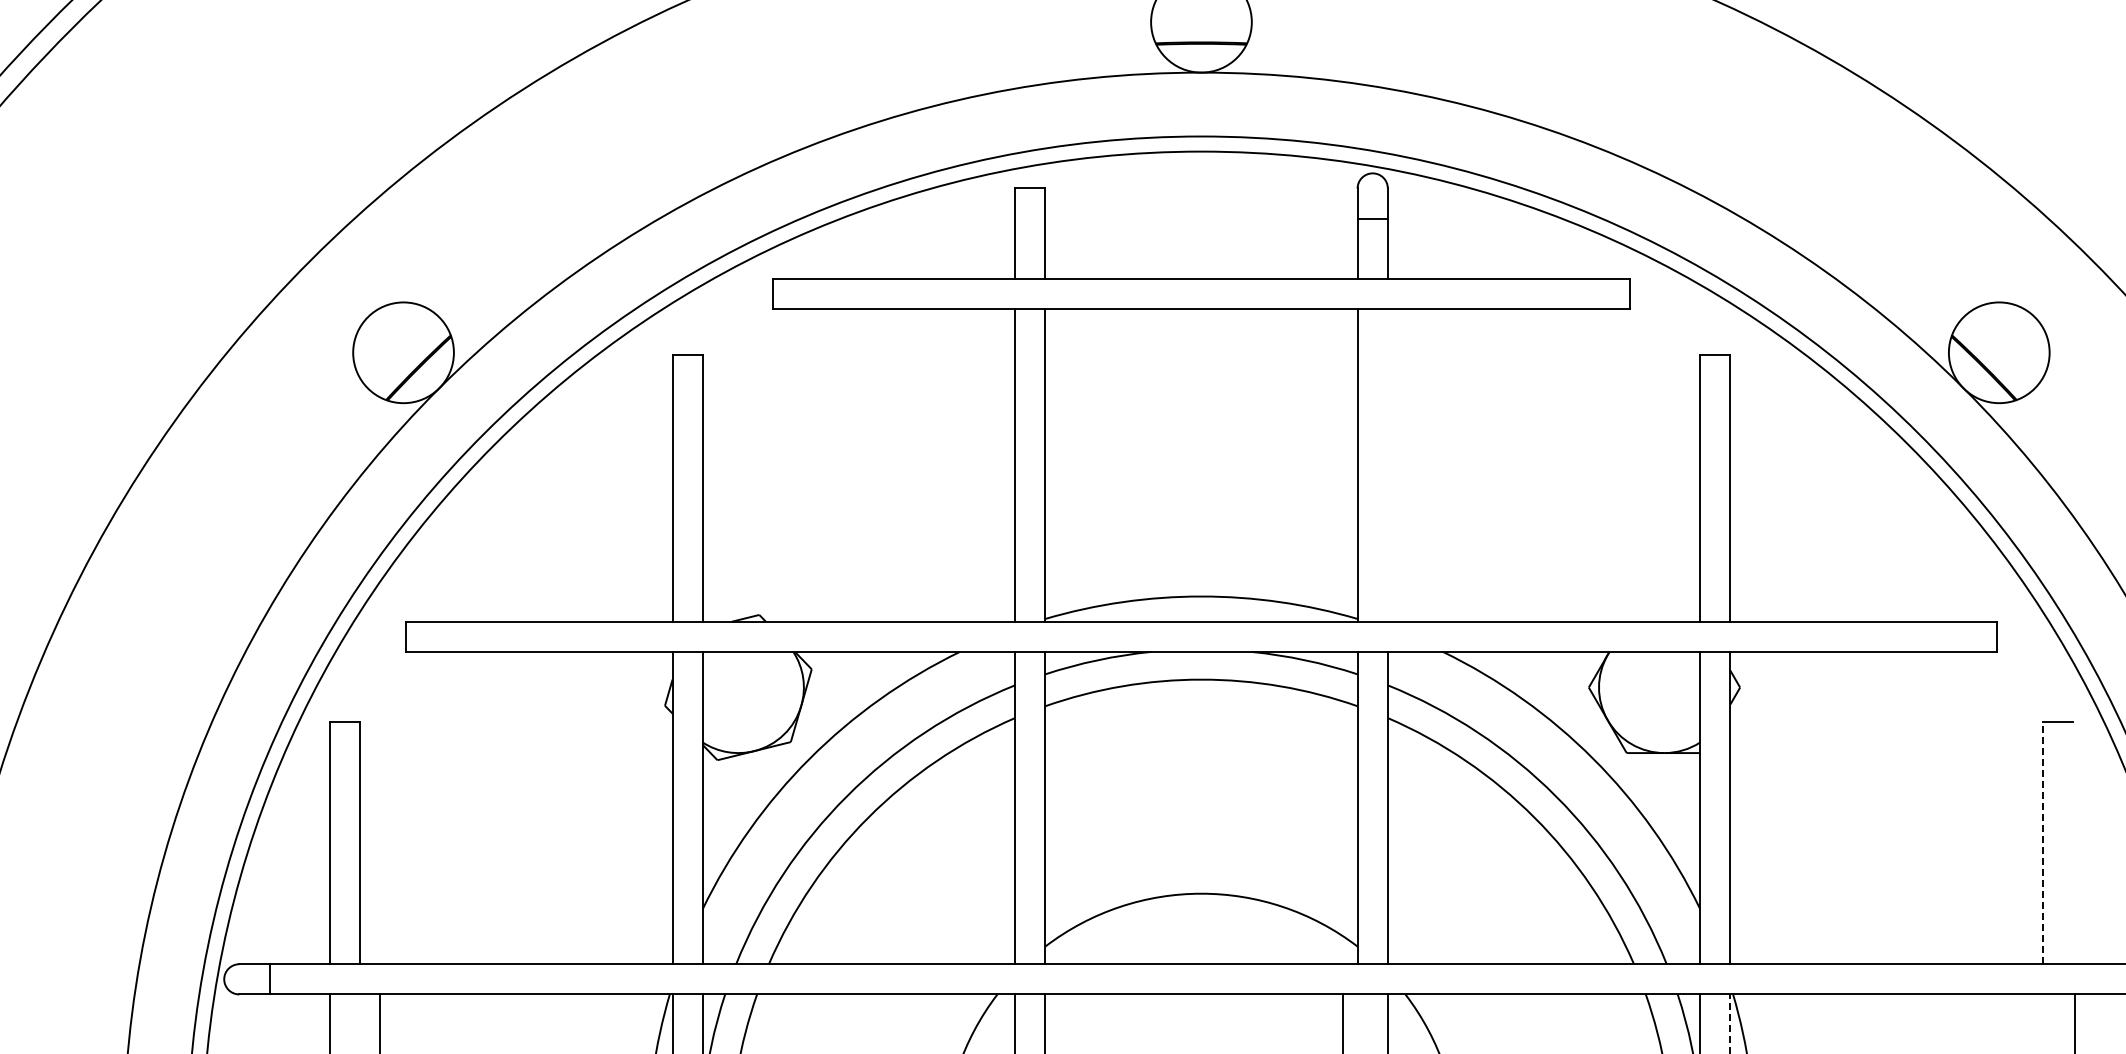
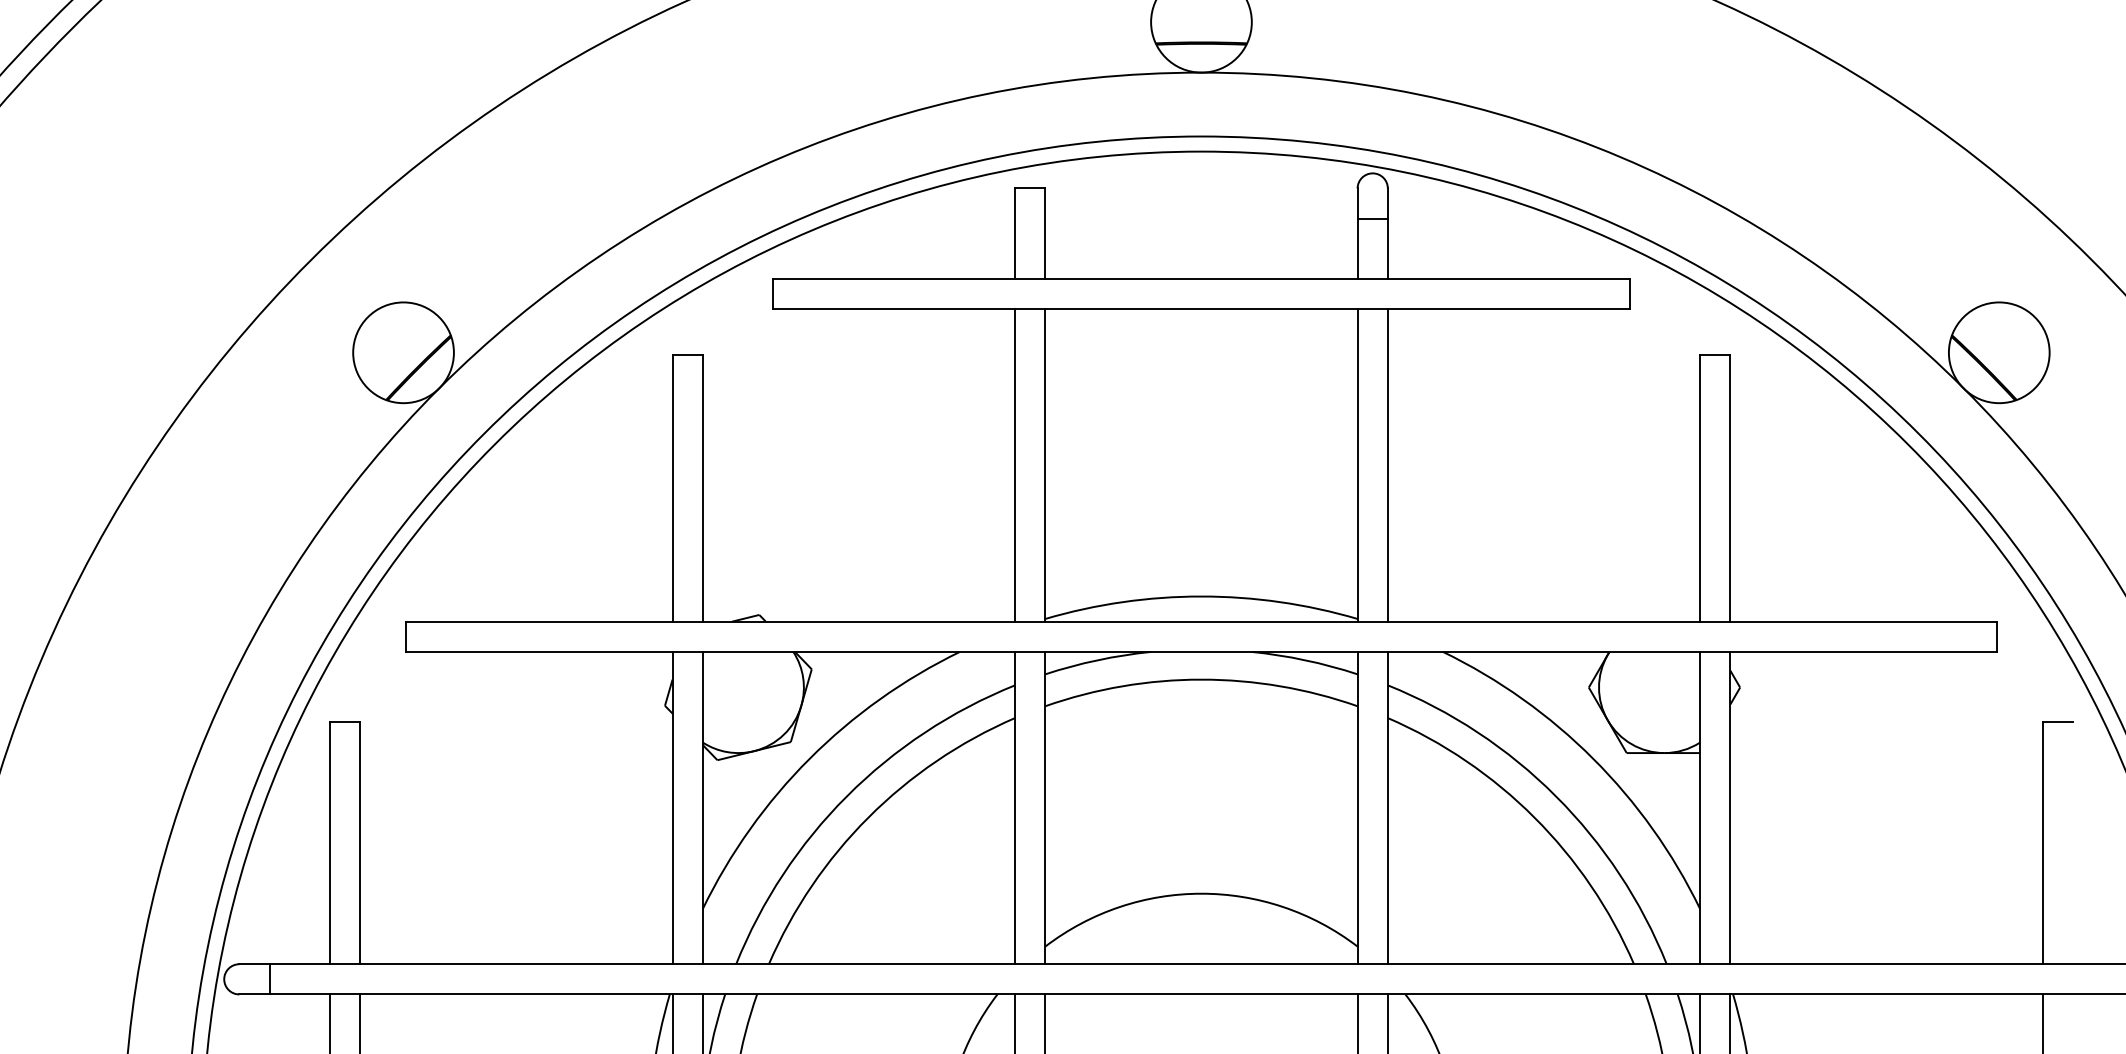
line: none -> present (1387, 465)
line: dashed -> solid (2042, 843)
line position: (380, 1022) -> (360, 1022) (360, 1022)
line position: (1342, 1022) -> (1357, 1022) (1357, 1022)
line position: (2074, 1022) -> (2042, 1022) (2042, 1022)
line: dashed -> solid (1730, 1023)
